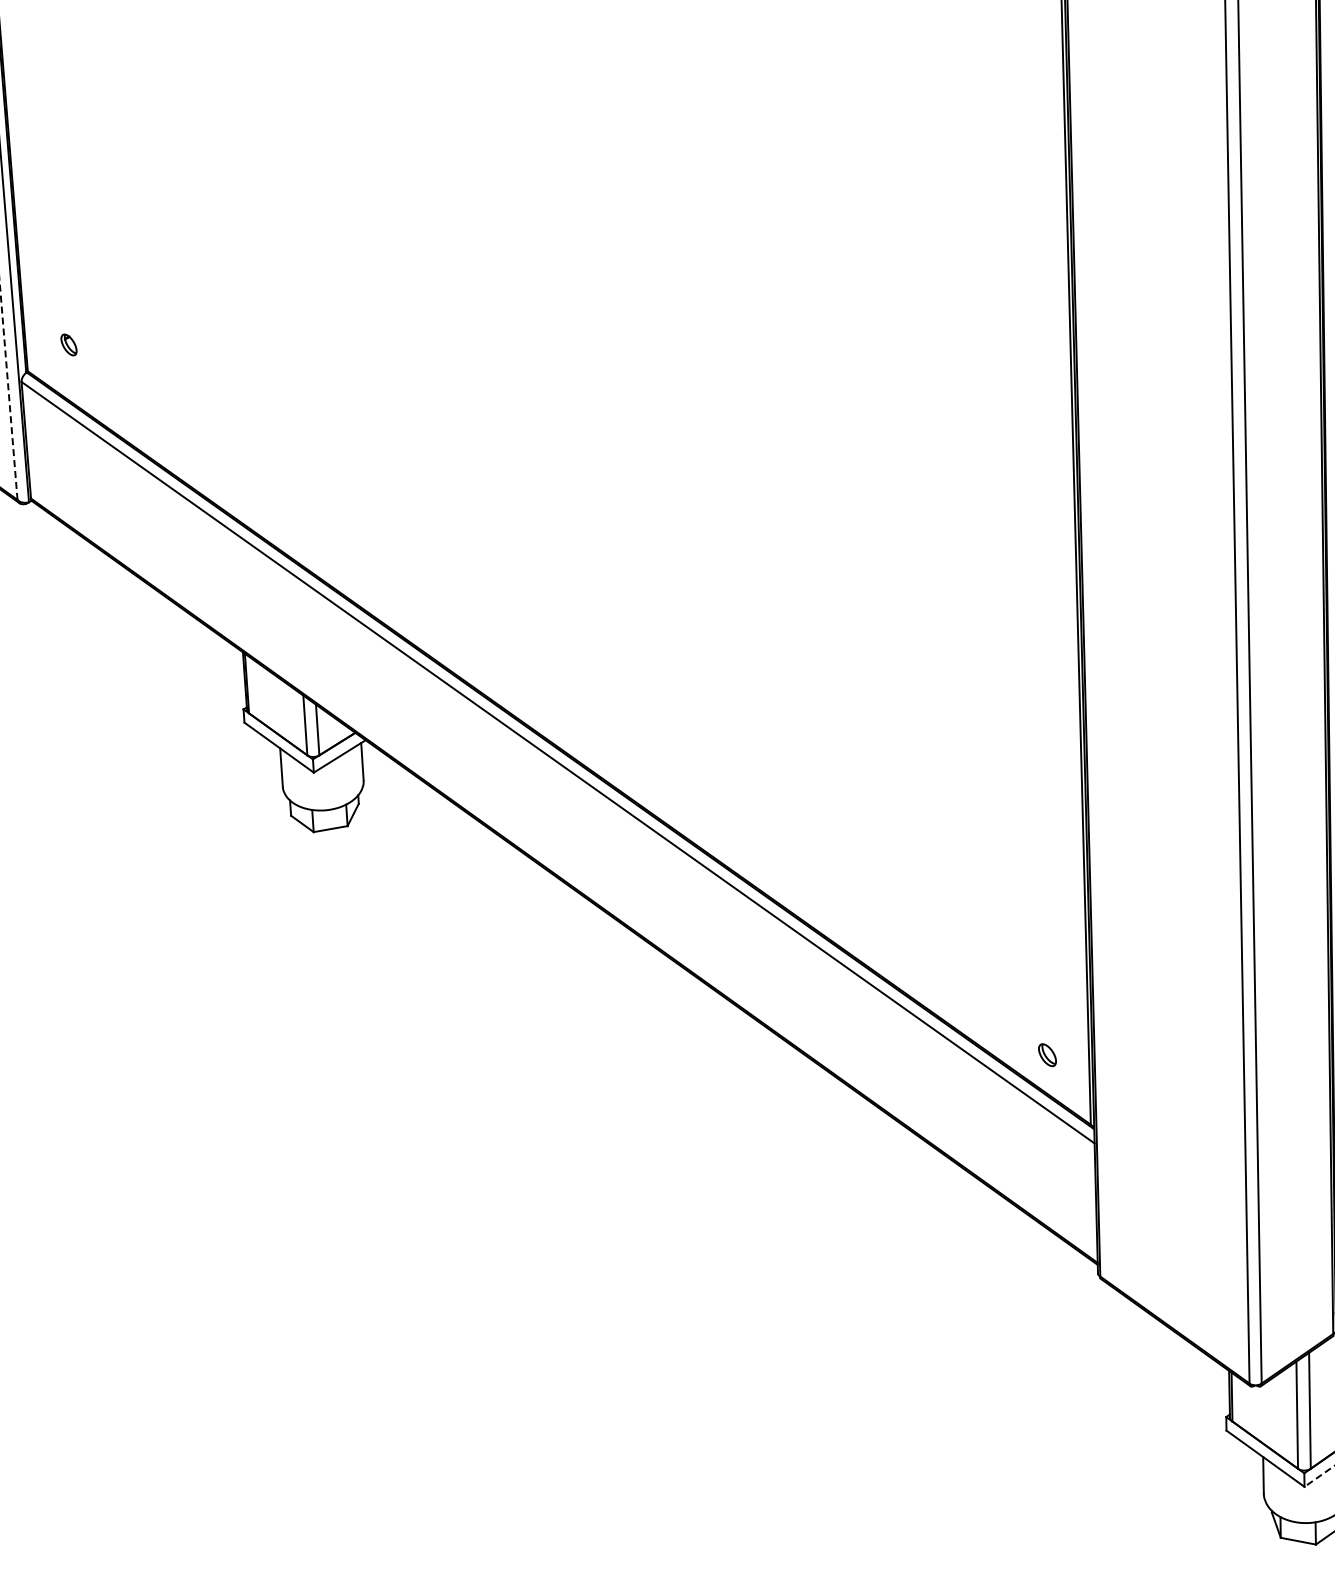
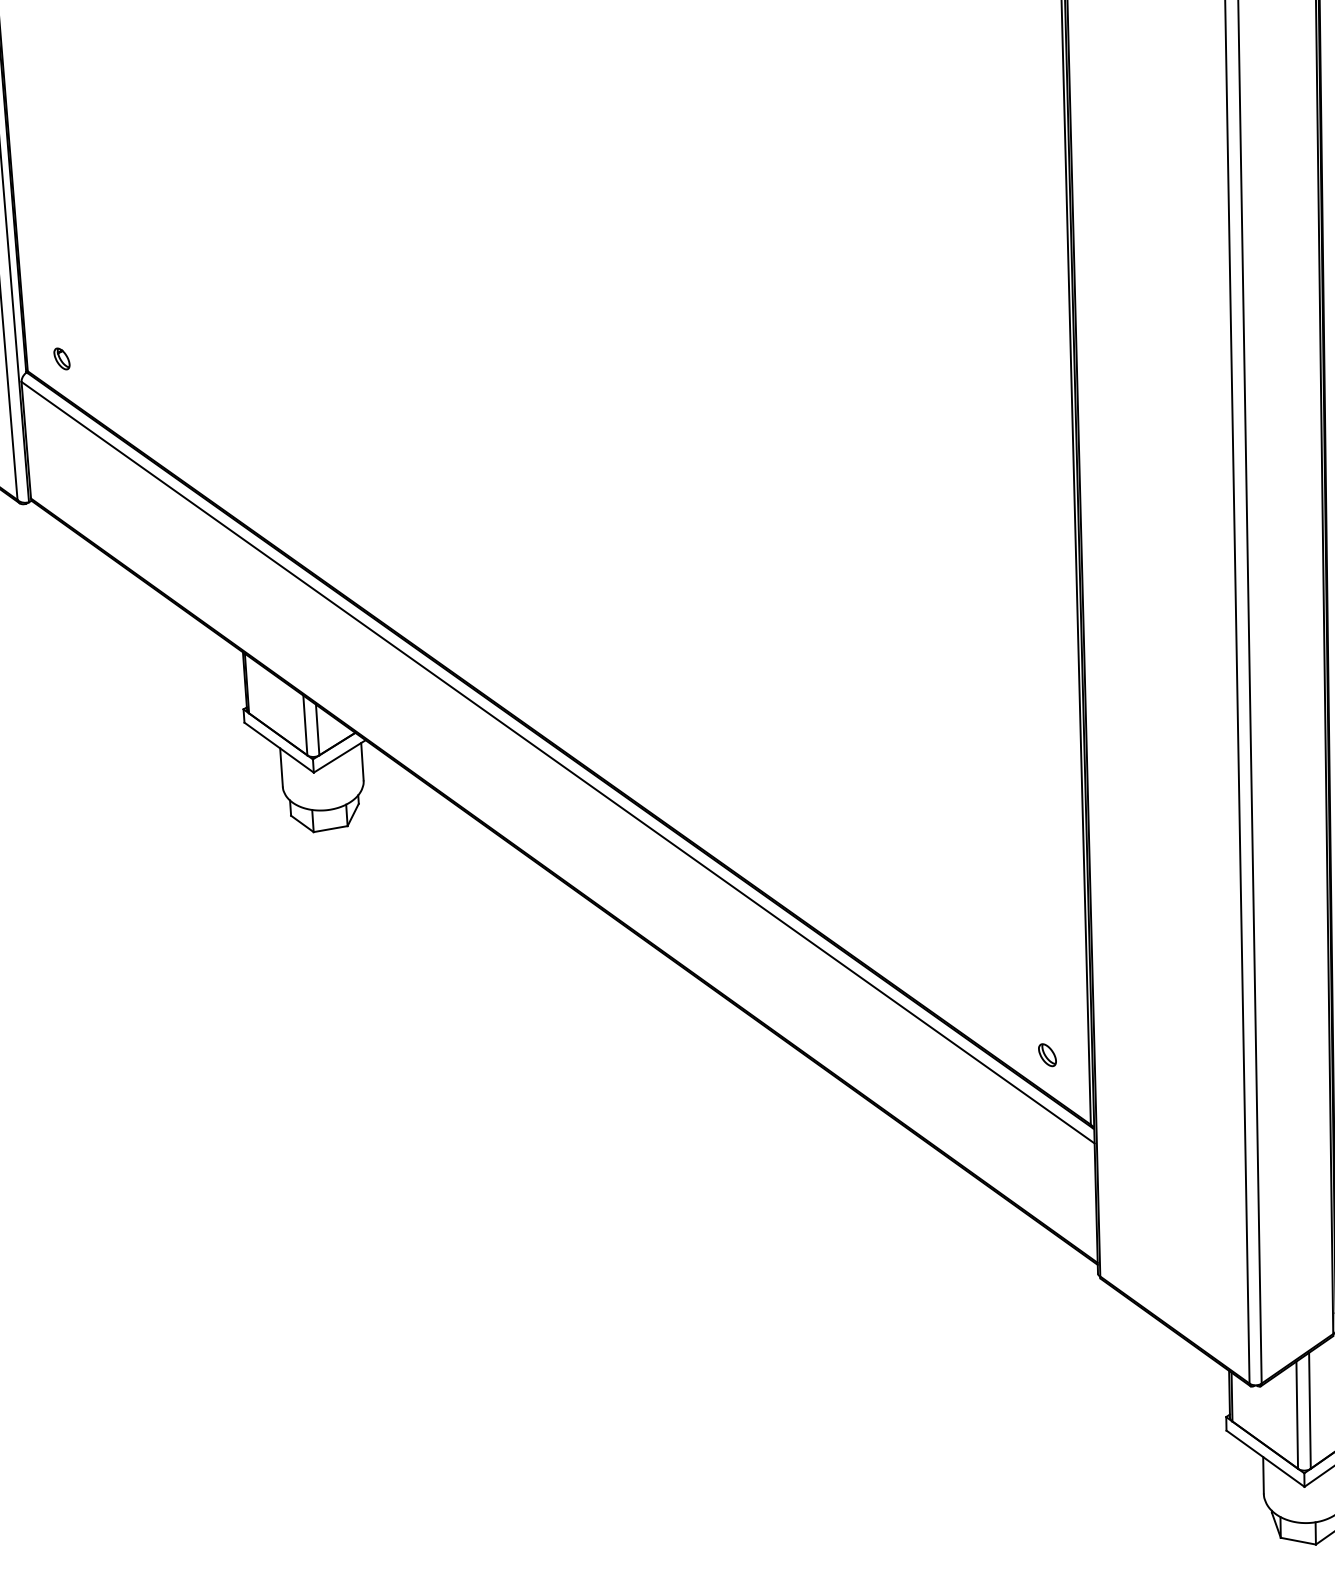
part position: (68, 344) -> (61, 358) (61, 358)
line: dashed -> solid (8, 392)
line: dashed -> solid (1319, 1476)
